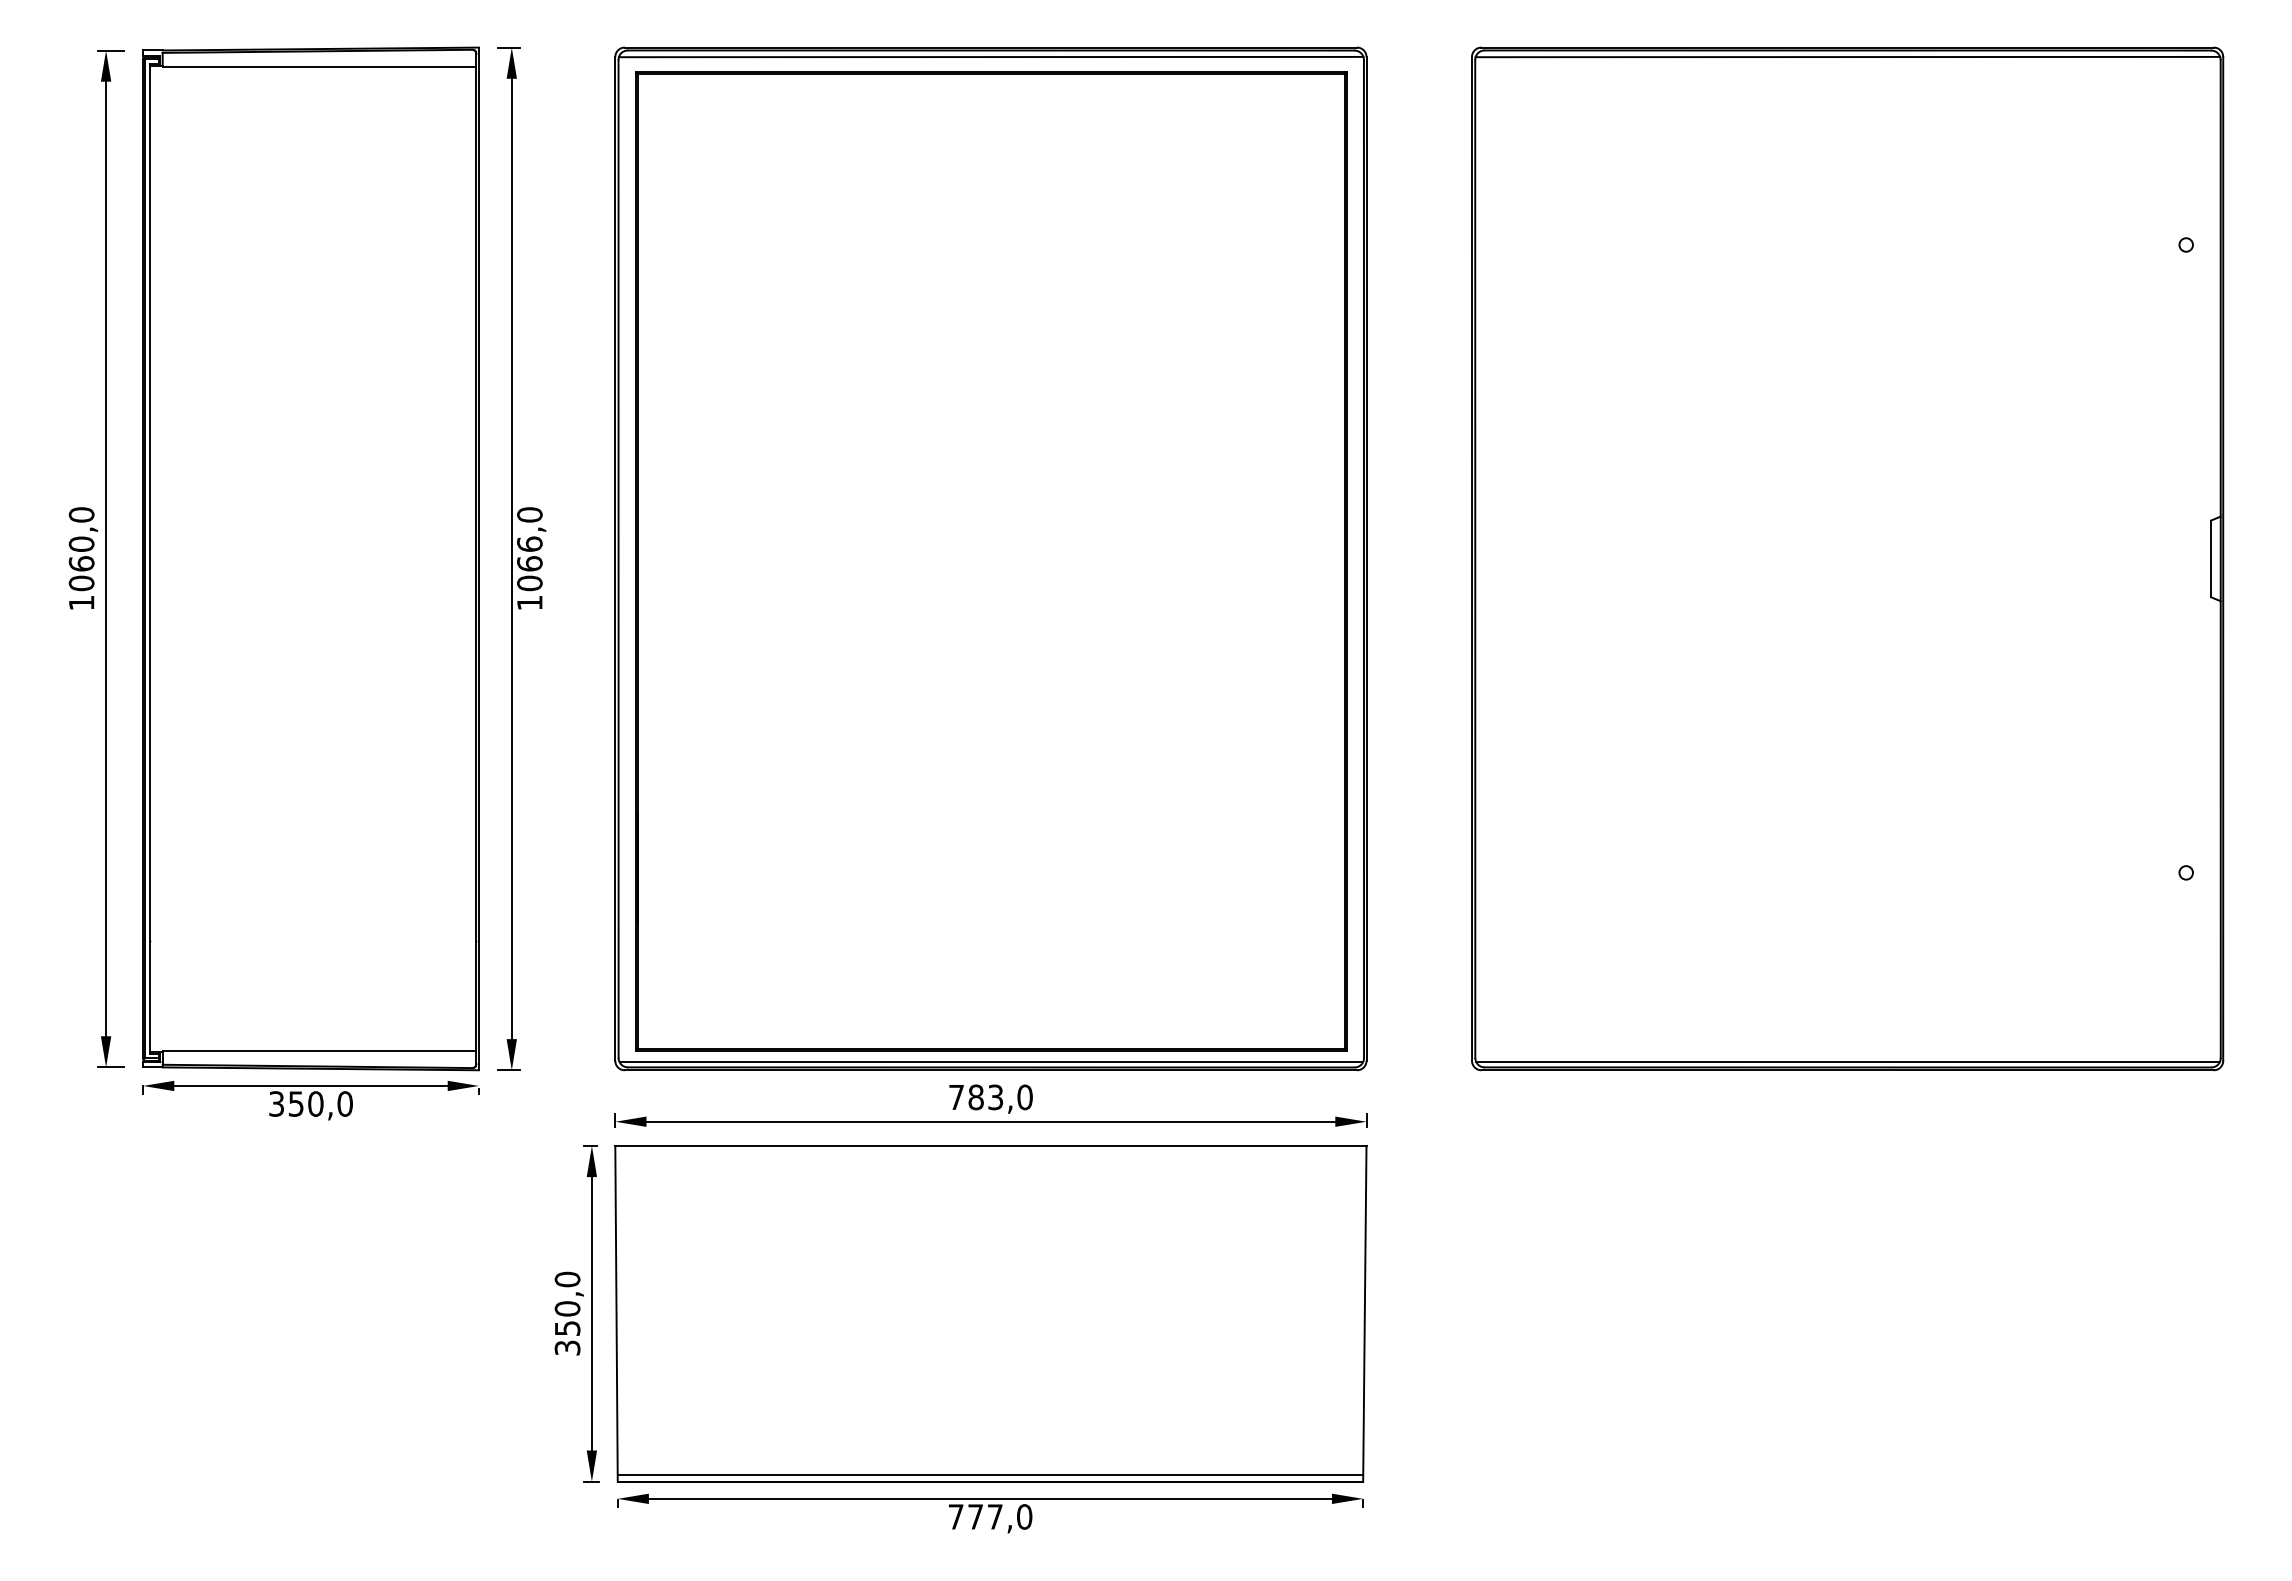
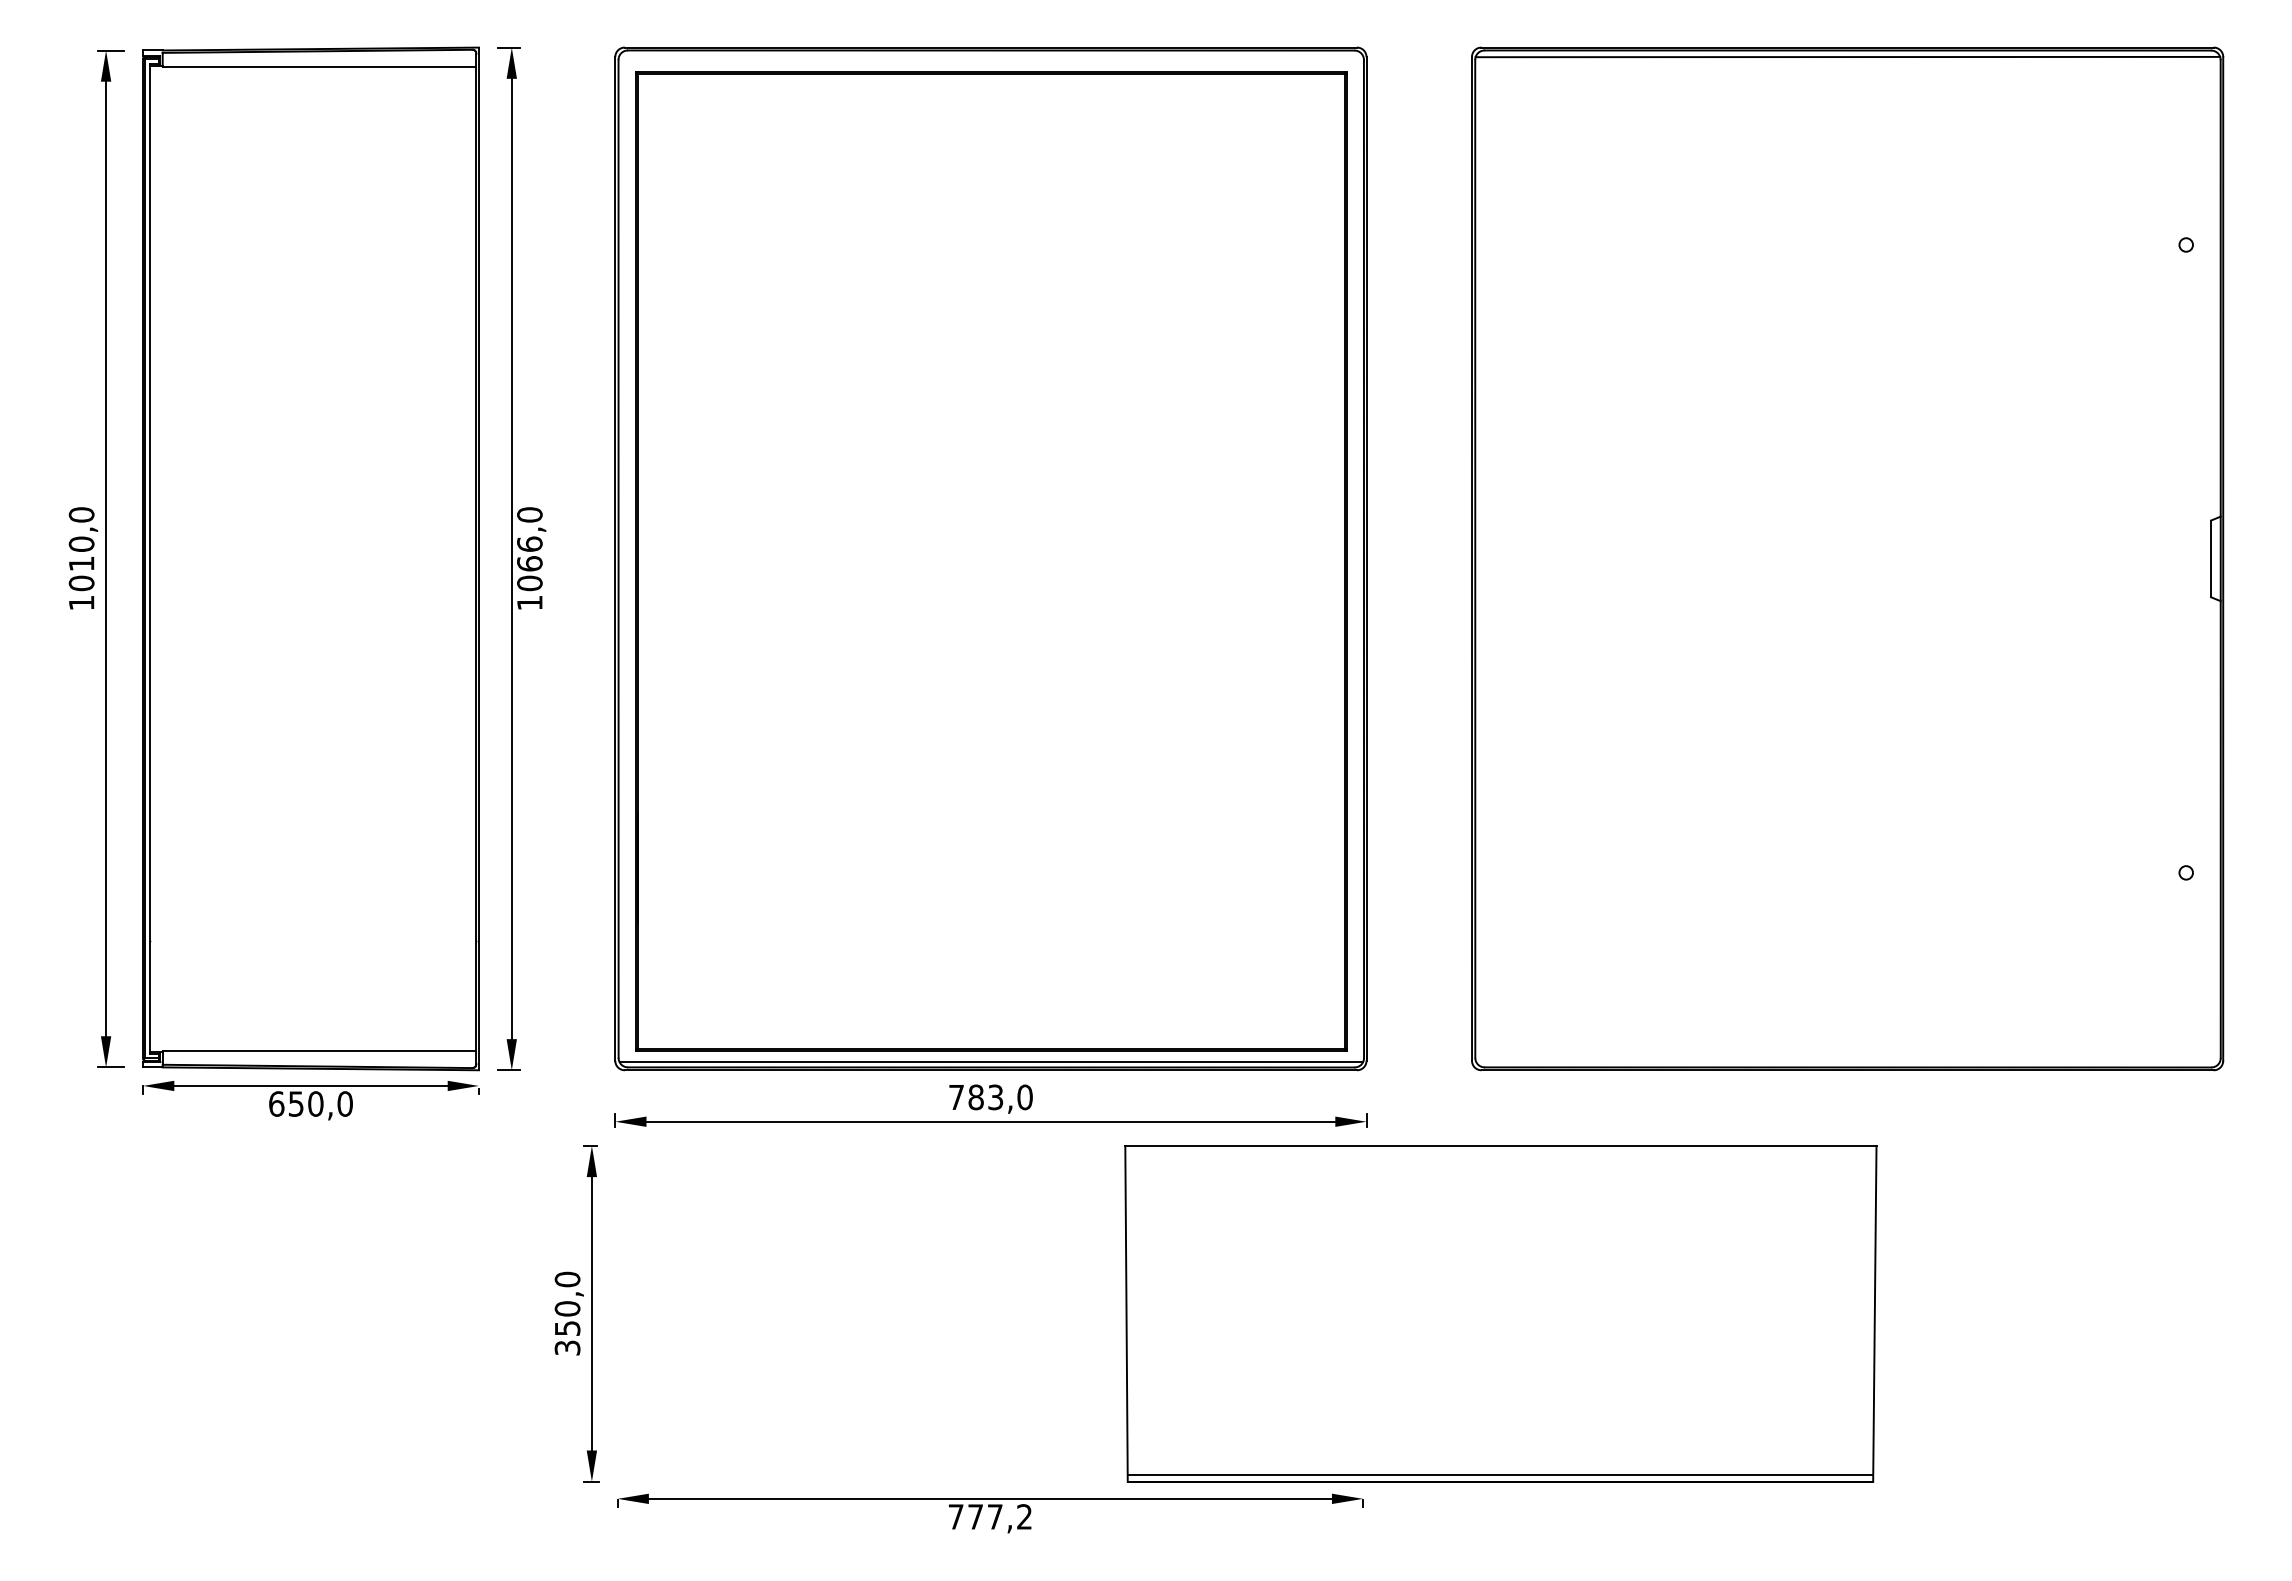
line: present -> none (990, 56)
text: 1060,0 -> 1010,0 (81, 563)
line: present -> none (1847, 1062)
text: 350,0 -> 650,0 (276, 1103)
part position: (990, 1313) -> (1500, 1313) (1500, 1313)
text: 777,0 -> 777,2 (1024, 1516)
